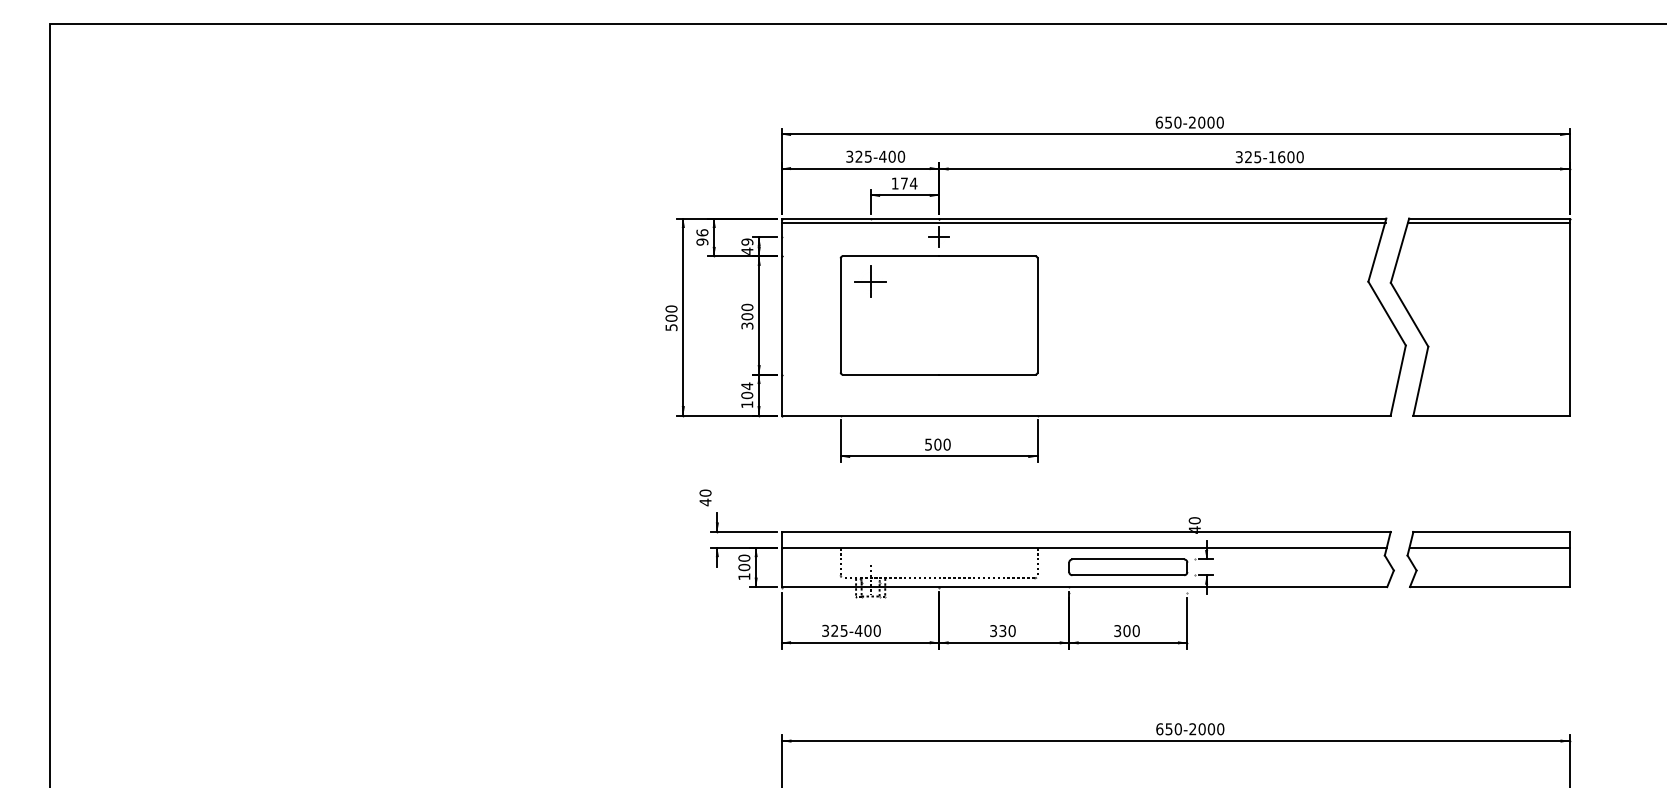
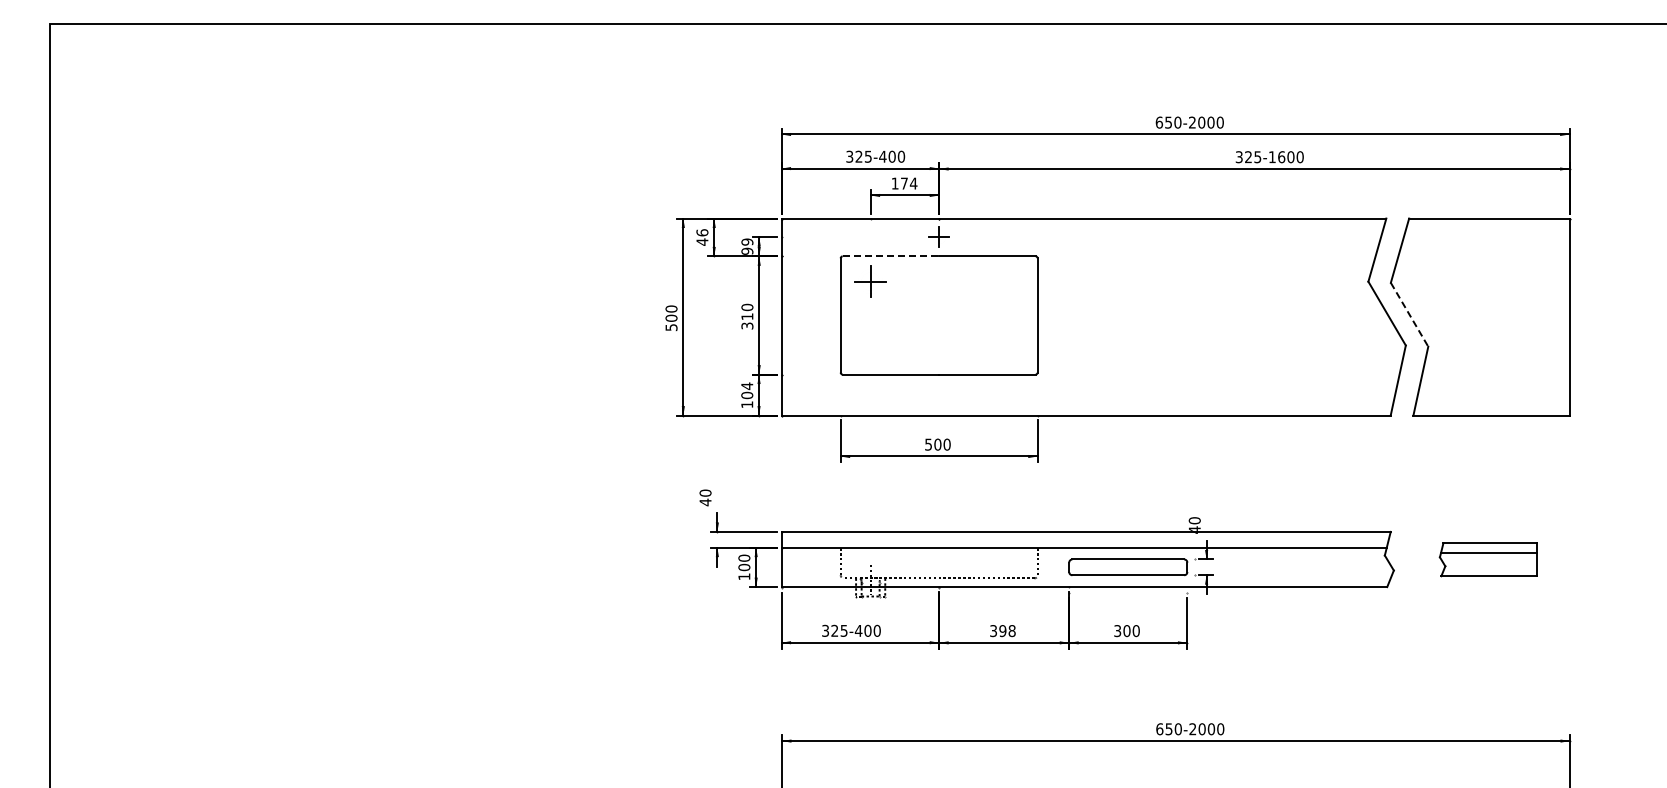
line: present -> none (1083, 223)
line: present -> none (1488, 223)
text: 96 -> 46 (702, 241)
text: 49 -> 99 (747, 250)
line: solid -> dashed (891, 256)
line: solid -> dashed (1409, 314)
text: 300 -> 310 (747, 316)
part size: 165x58 px -> 100x36 px (1487, 559)
text: 330 -> 398 (1007, 630)
